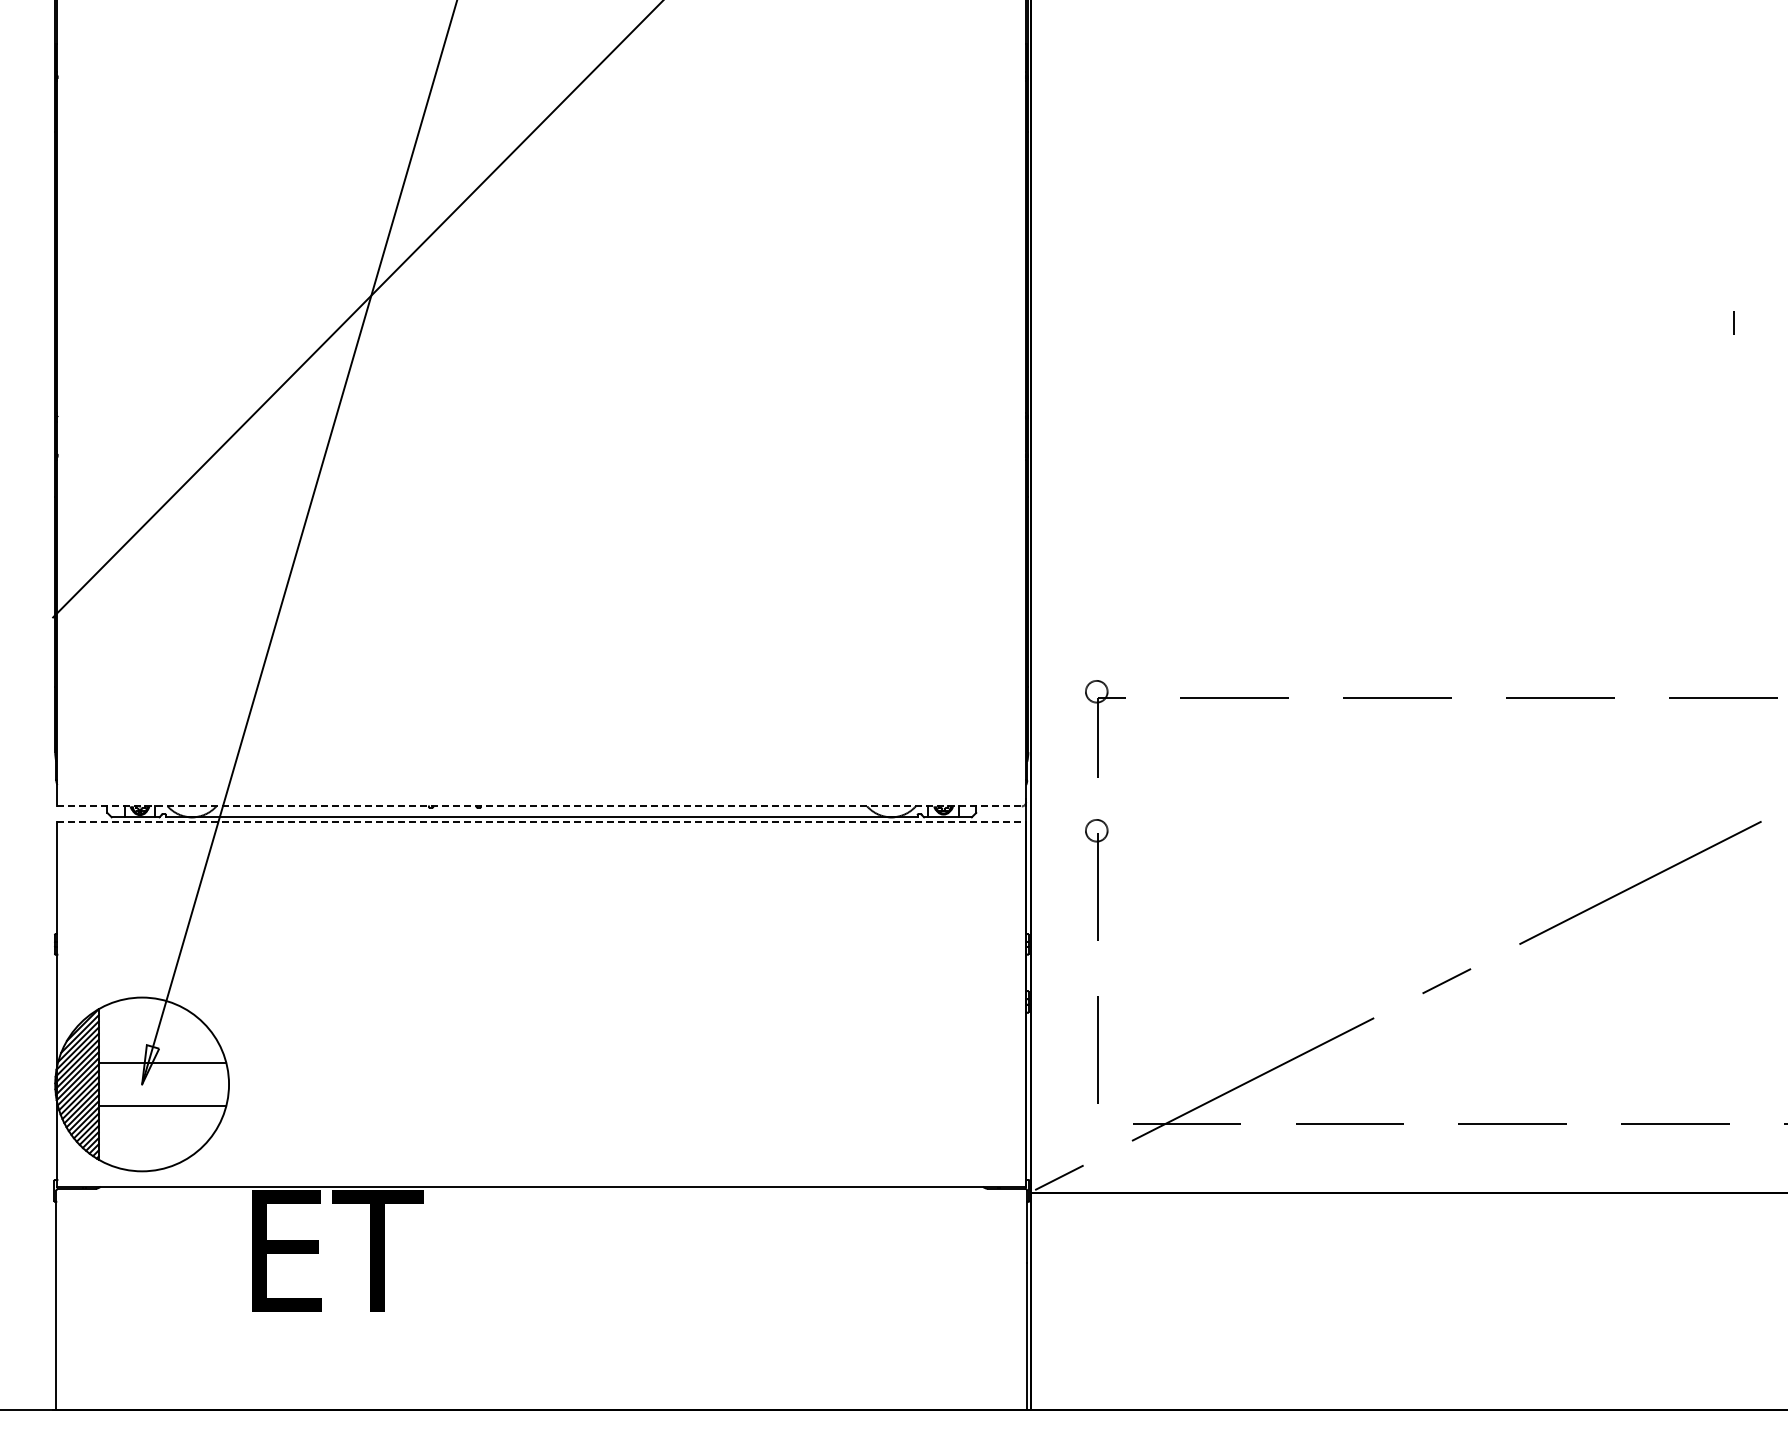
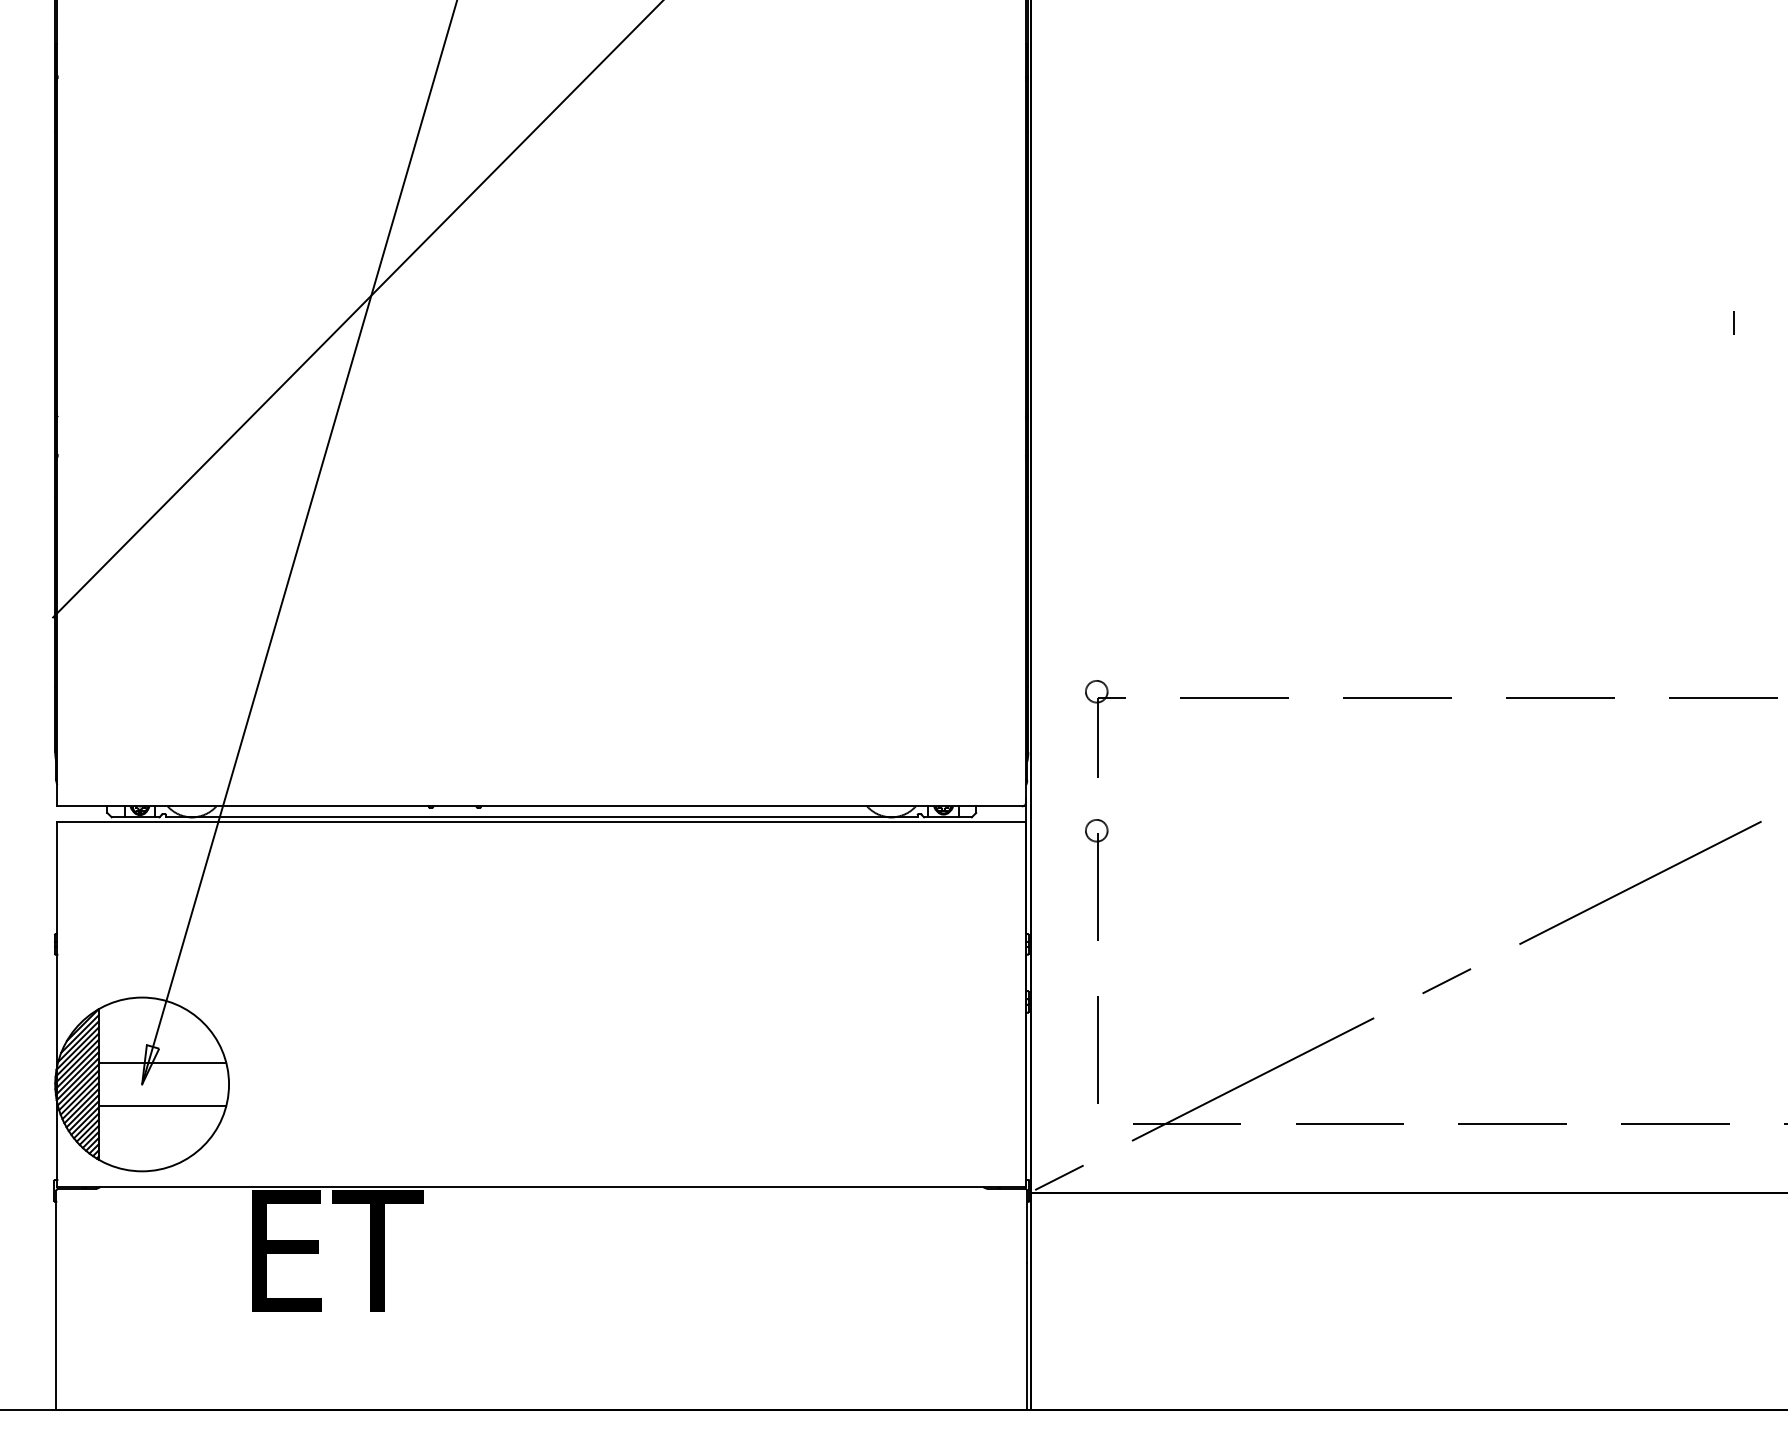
line: dashed -> solid (542, 806)
line: dashed -> solid (542, 821)
